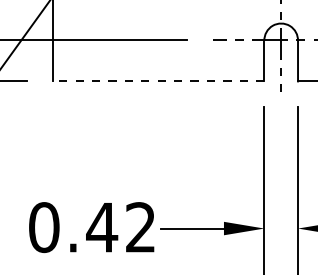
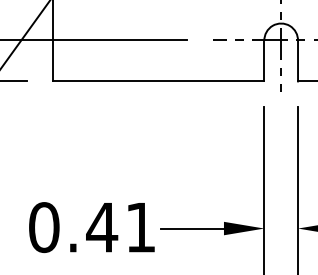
line: dashed -> solid (158, 81)
text: 0.42 -> 0.41 (140, 227)
